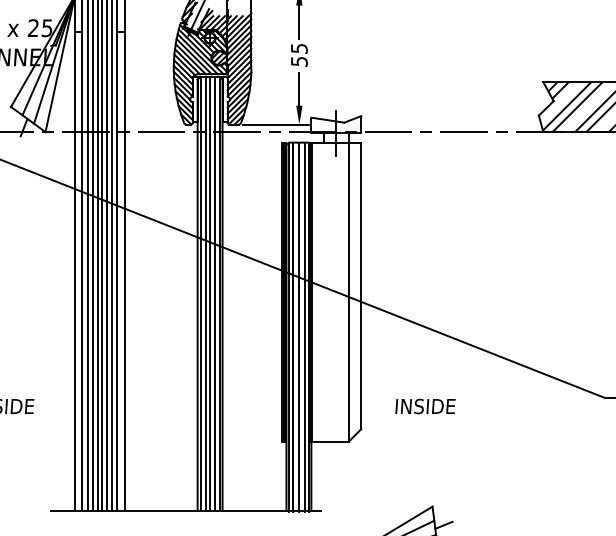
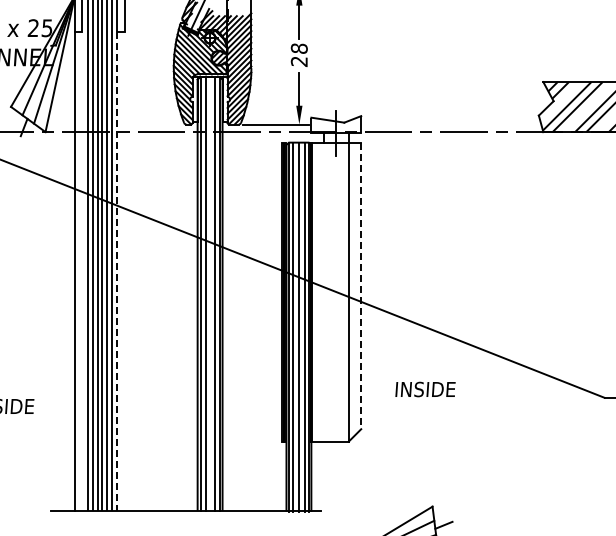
text: 55 -> 28 (298, 54)
line: present -> none (82, 271)
line: solid -> dashed (117, 271)
line: present -> none (124, 271)
line: solid -> dashed (361, 286)
line: present -> none (210, 293)
text position: (425, 406) -> (425, 389) (425, 389)
